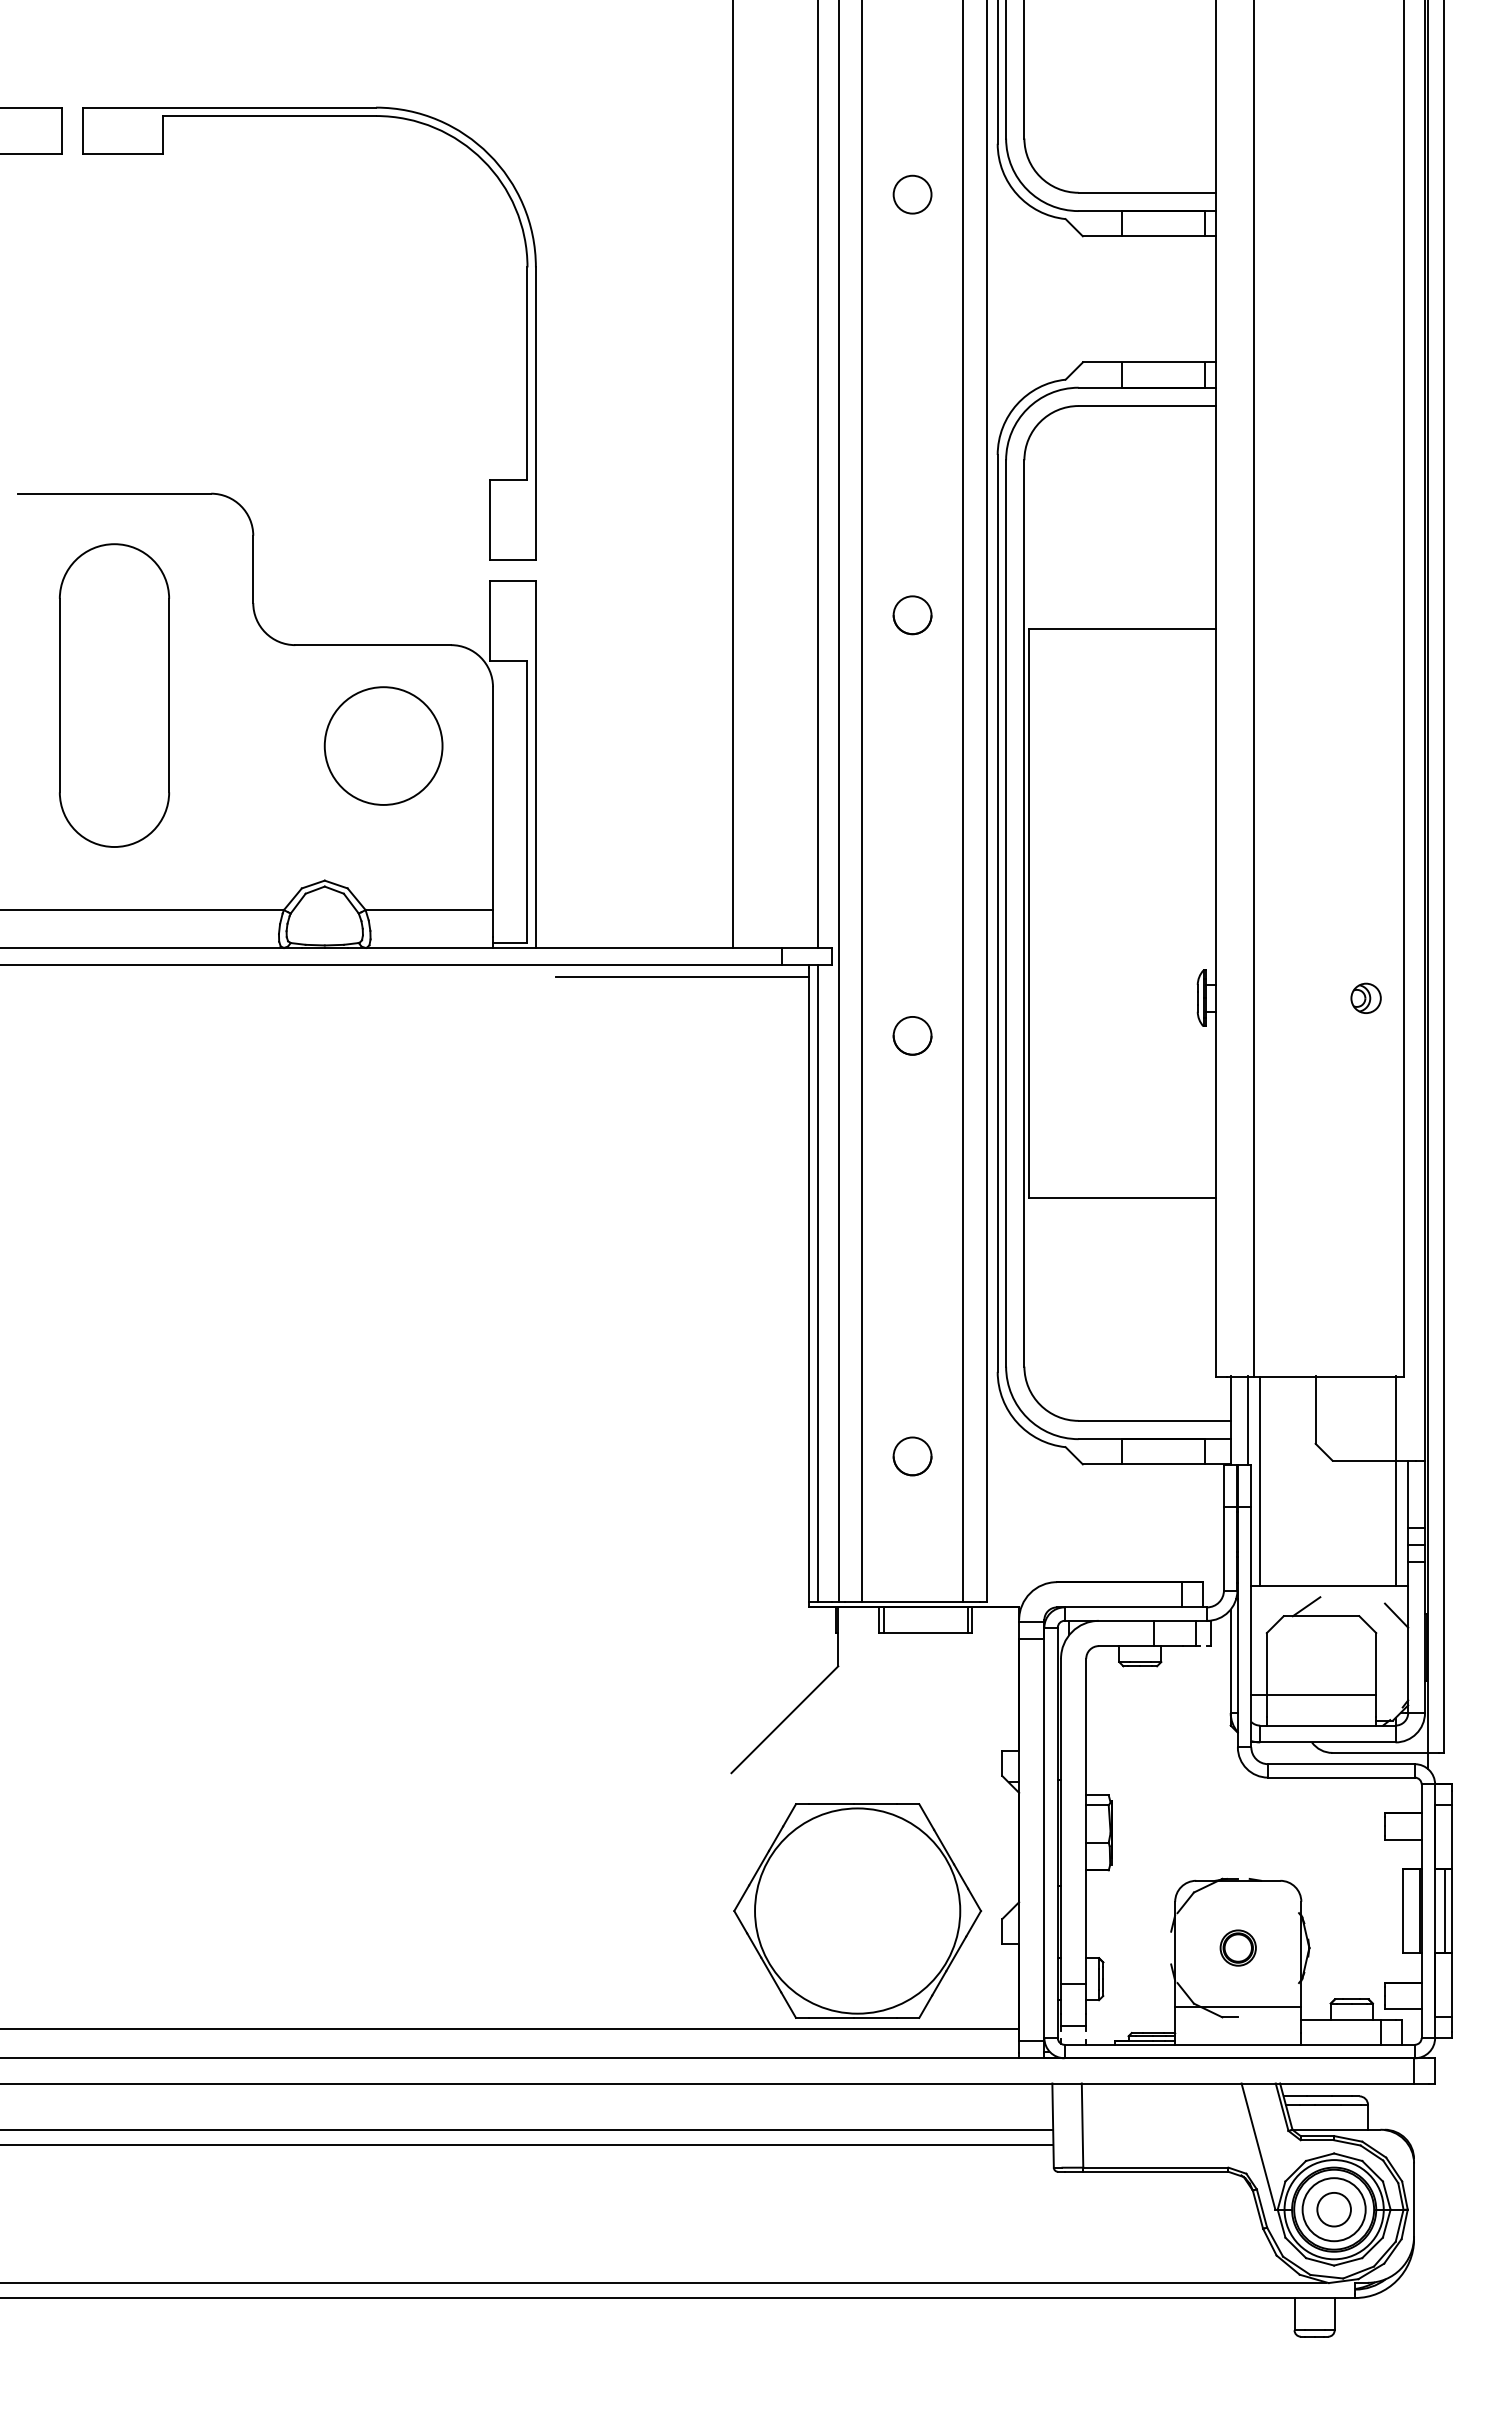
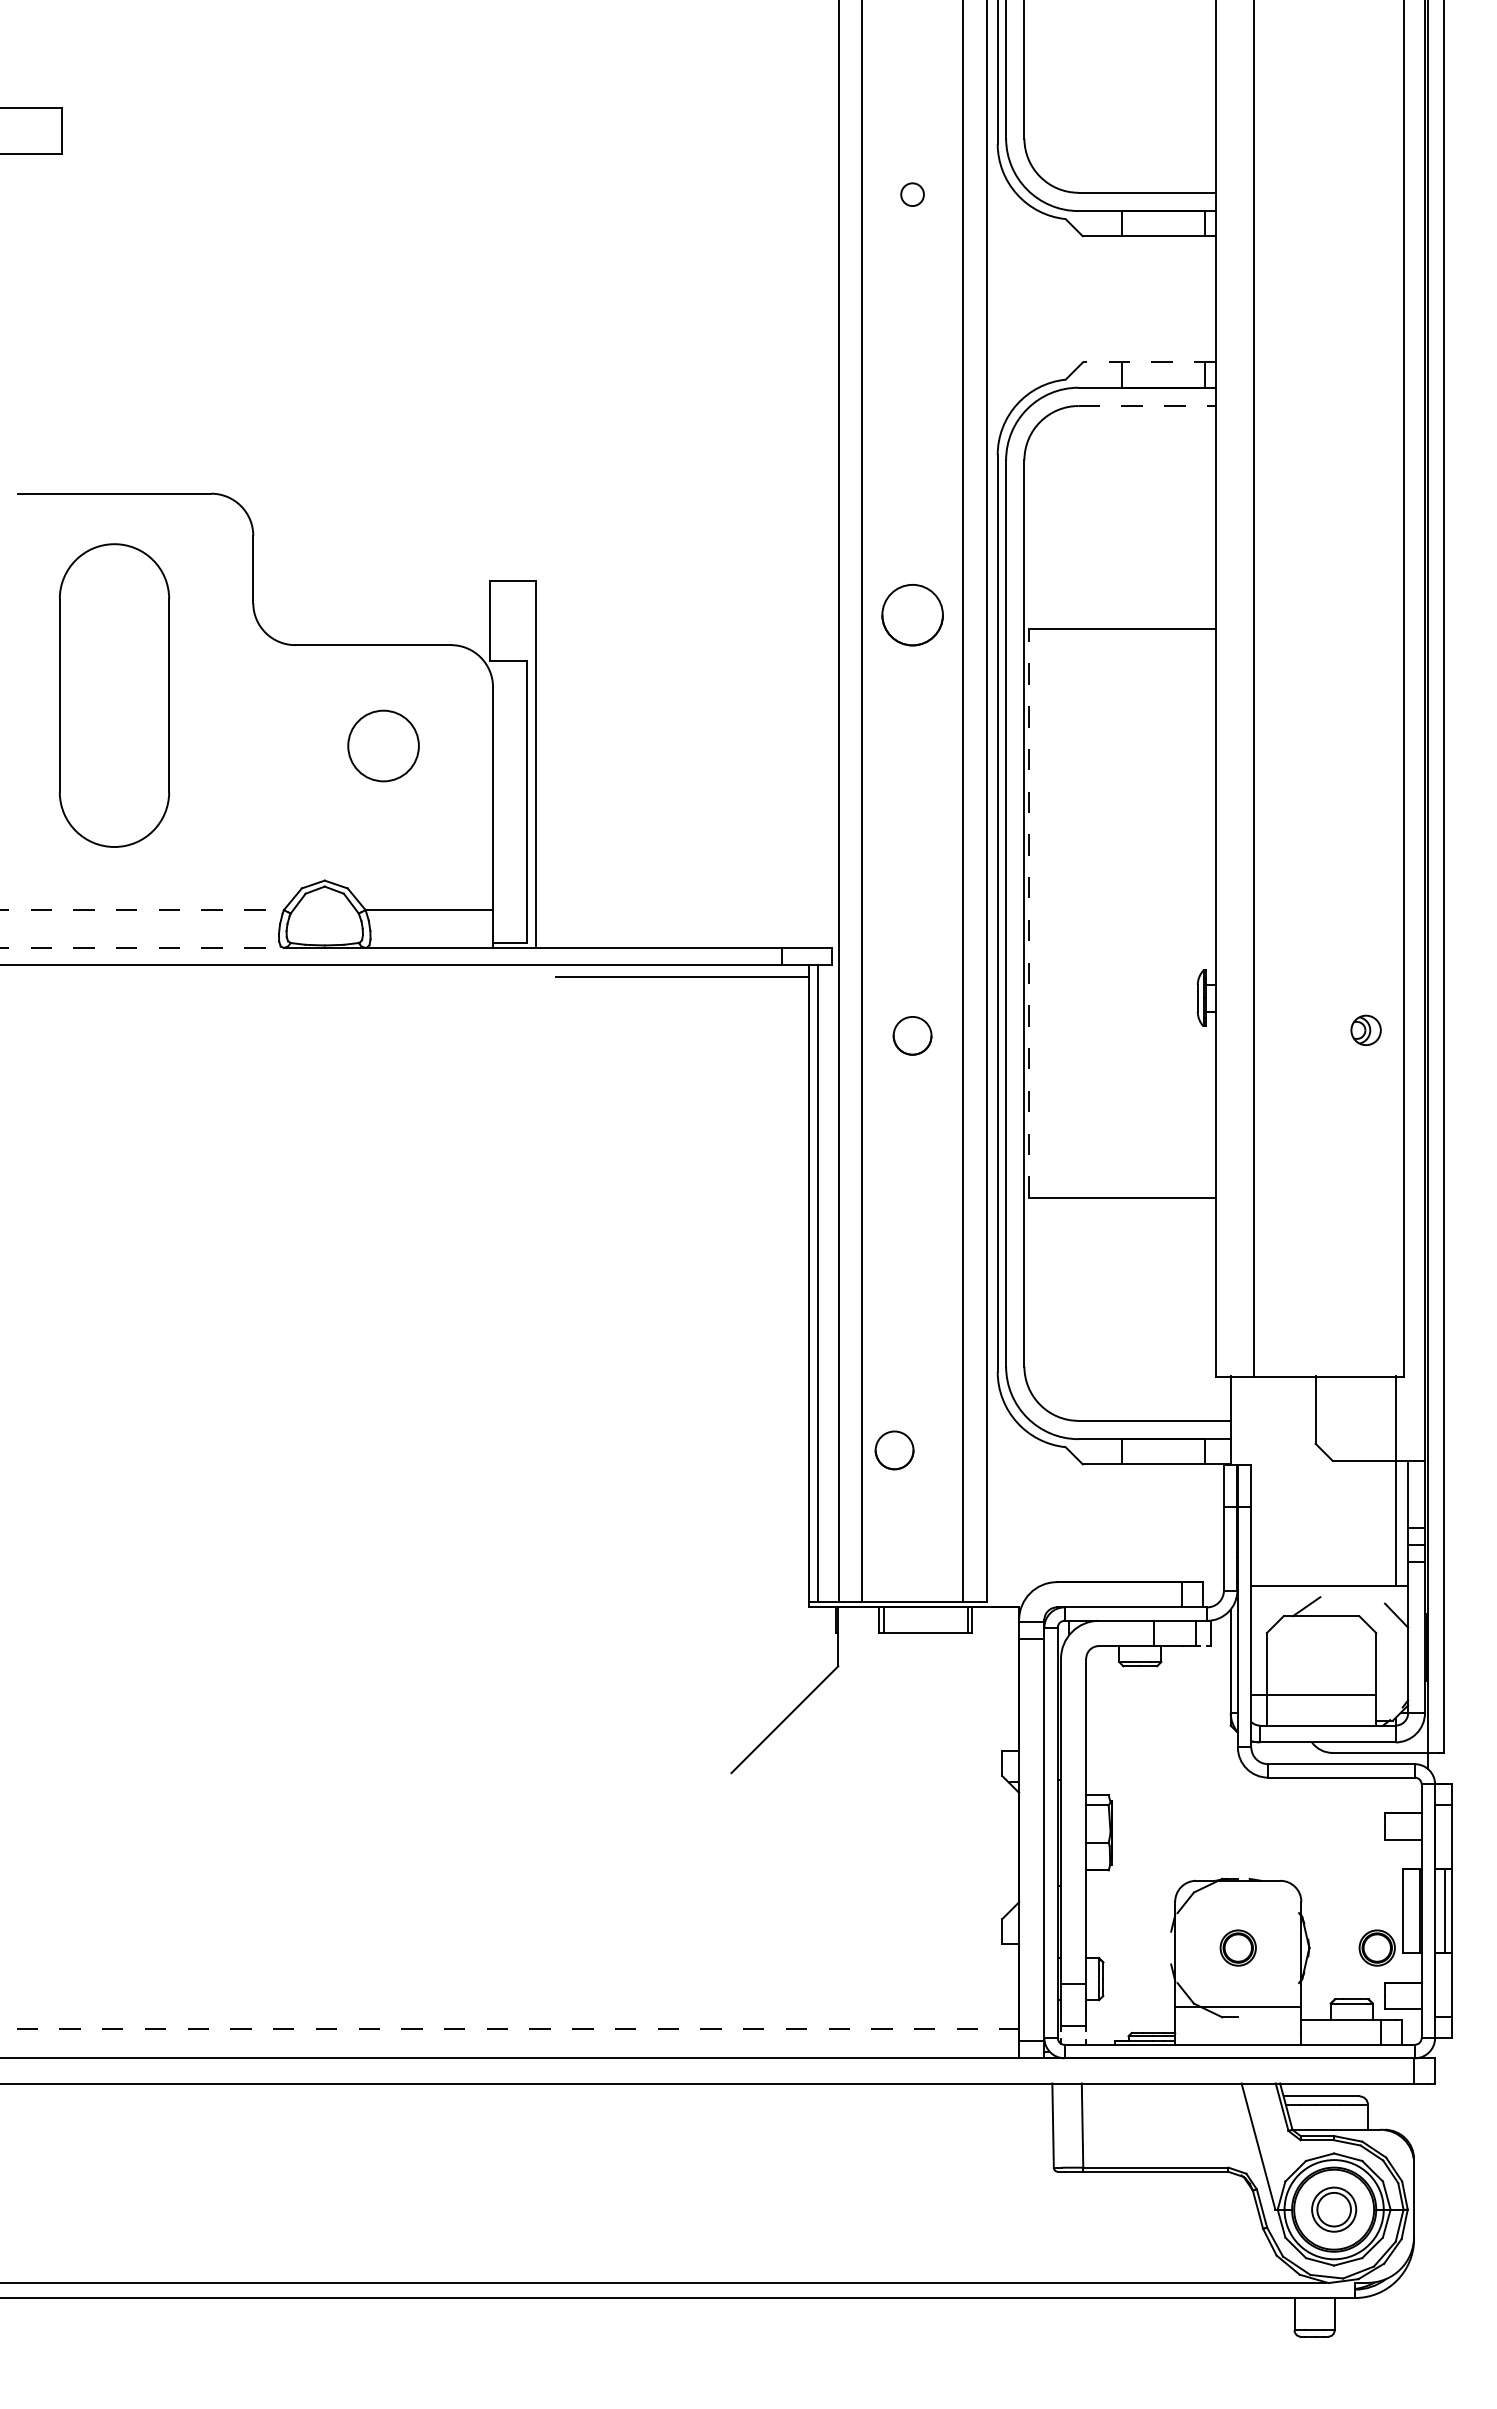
part: present -> none (309, 116)
circle diameter: 38 px -> 23 px (912, 194)
line: solid -> dashed (1148, 362)
line: solid -> dashed (1147, 406)
line: present -> none (733, 474)
line: present -> none (817, 474)
part size: 41x41 px -> 63x63 px (912, 615)
circle size: 121x120 px -> 73x74 px (383, 745)
line: solid -> dashed (141, 910)
line: solid -> dashed (1028, 912)
line: solid -> dashed (141, 947)
part position: (1365, 997) -> (1365, 1029) (1365, 1029)
line: present -> none (1247, 1420)
part position: (912, 1456) -> (894, 1450) (894, 1450)
line: present -> none (1260, 1480)
part: present -> none (857, 1910)
part: none -> present (1376, 1947)
line: solid -> dashed (510, 2028)
line: present -> none (527, 2129)
line: present -> none (527, 2144)
circle diameter: 63 px -> 44 px (1334, 2209)
